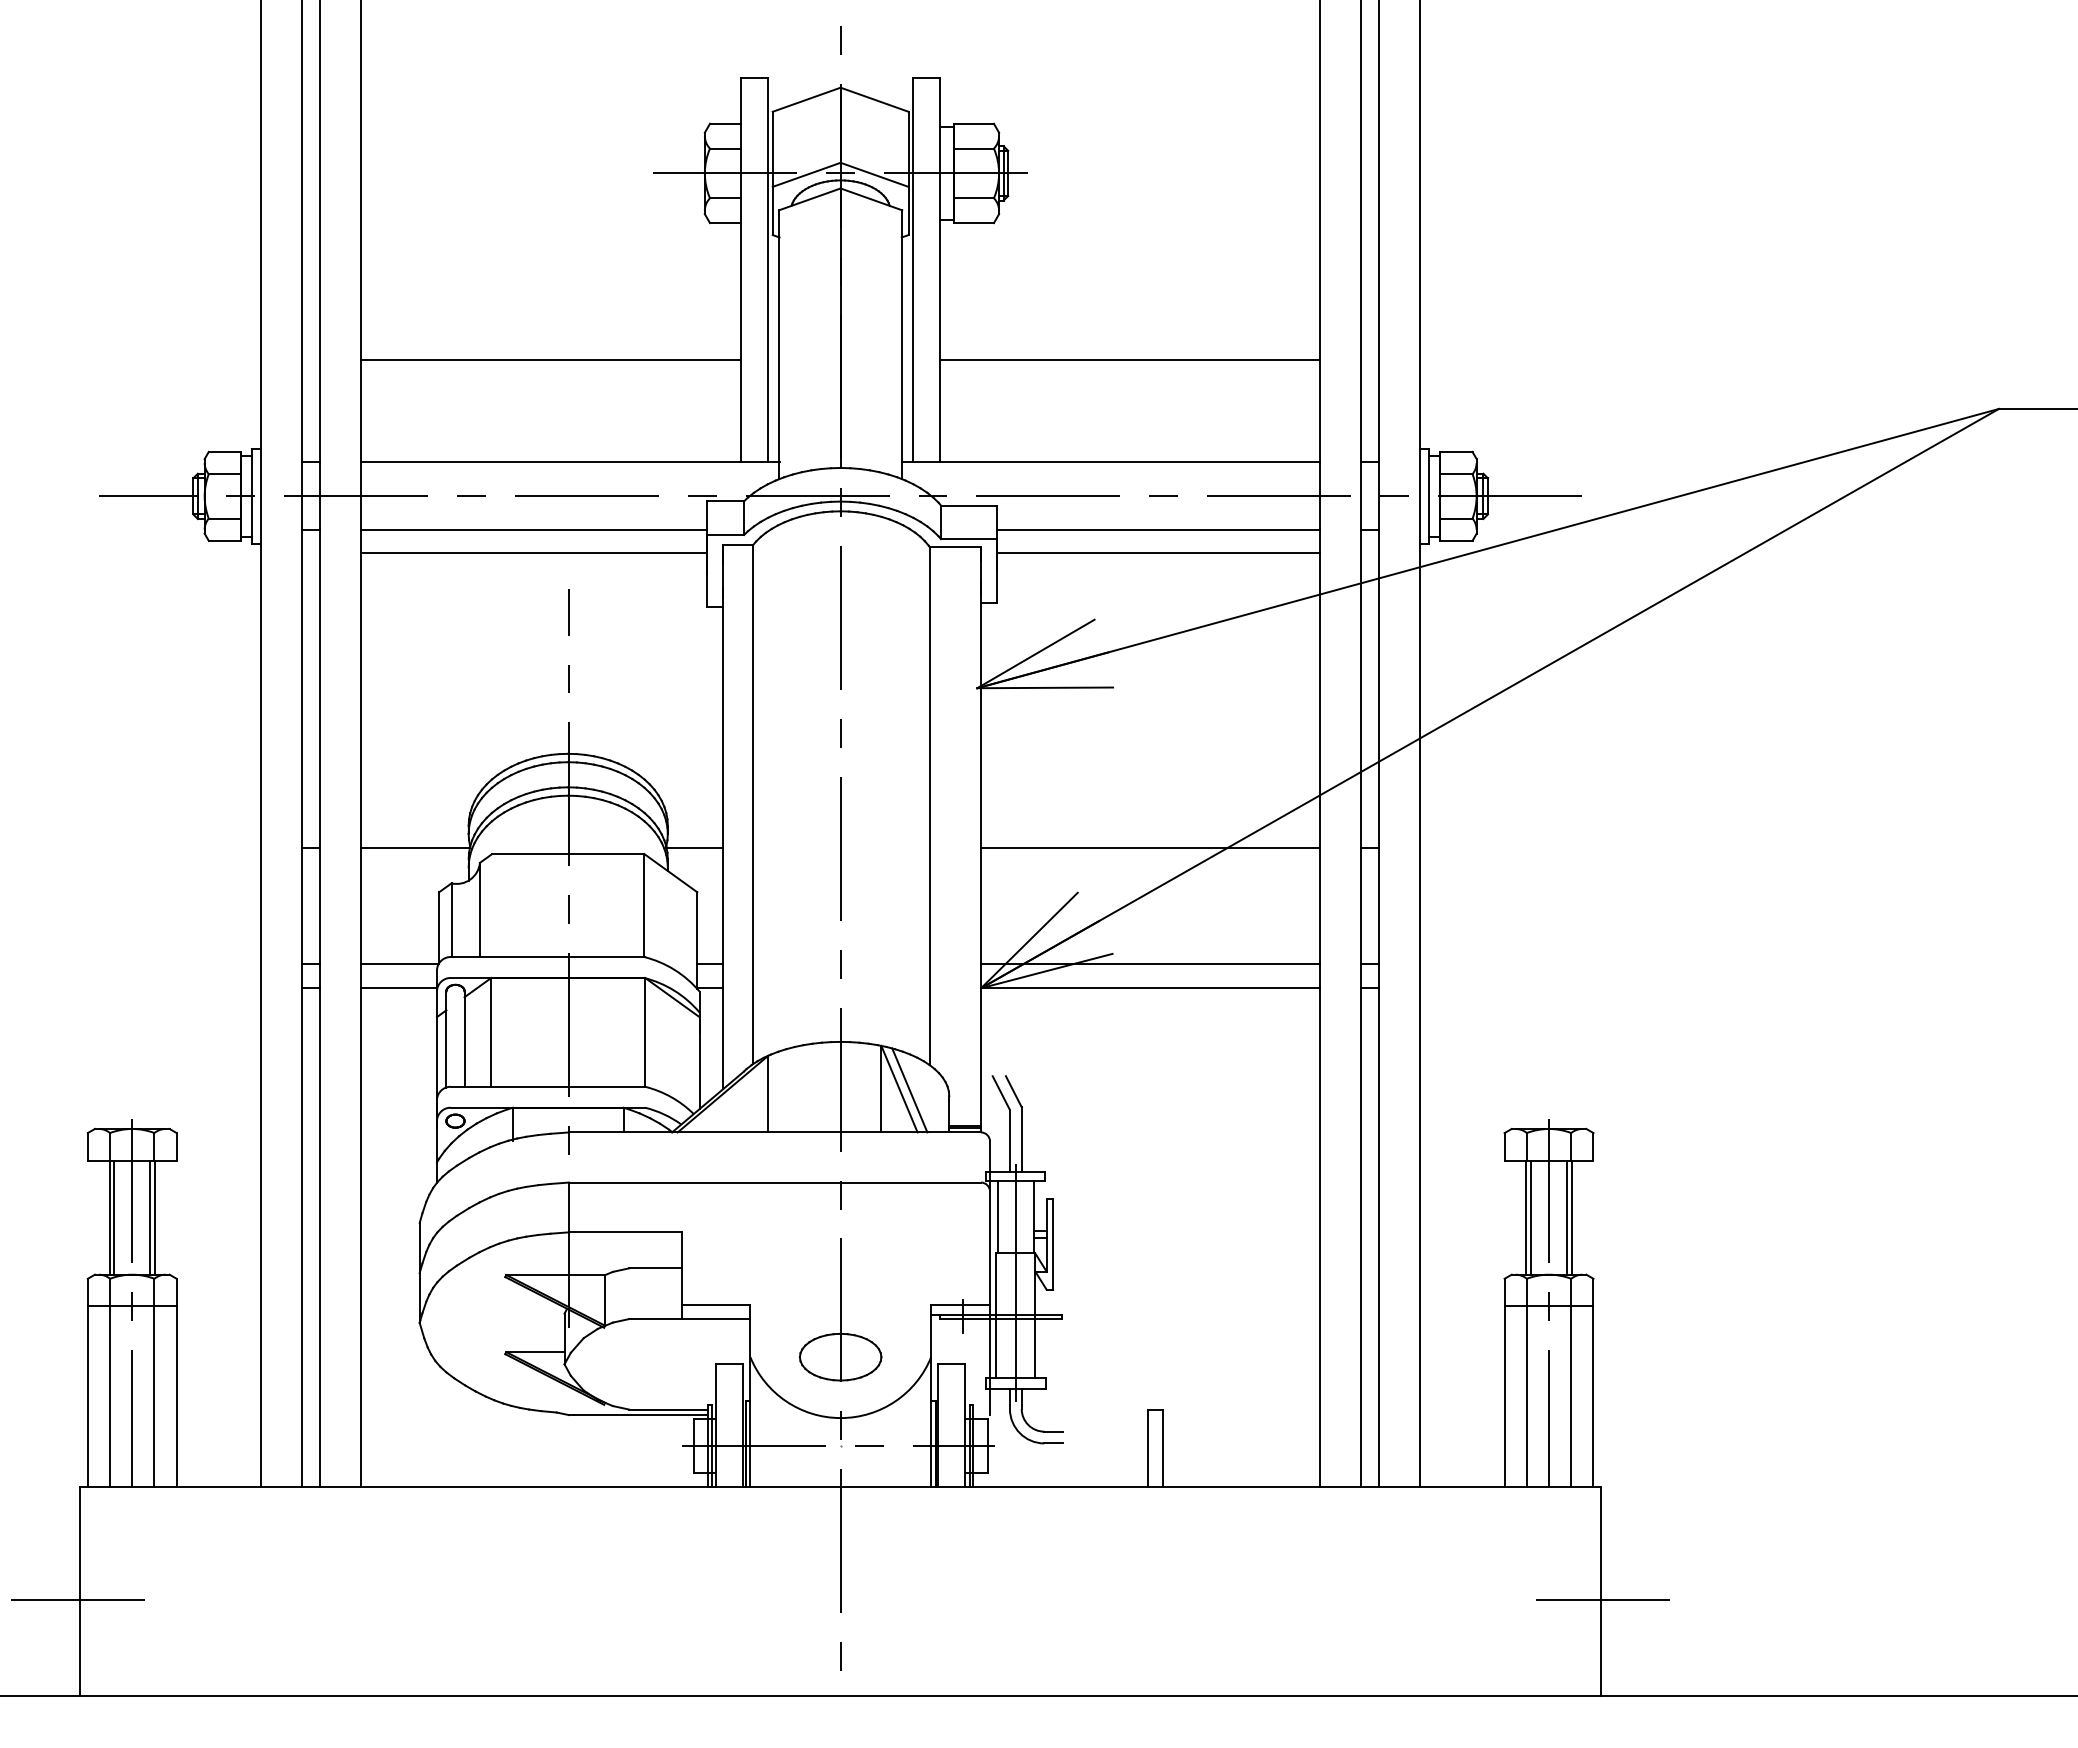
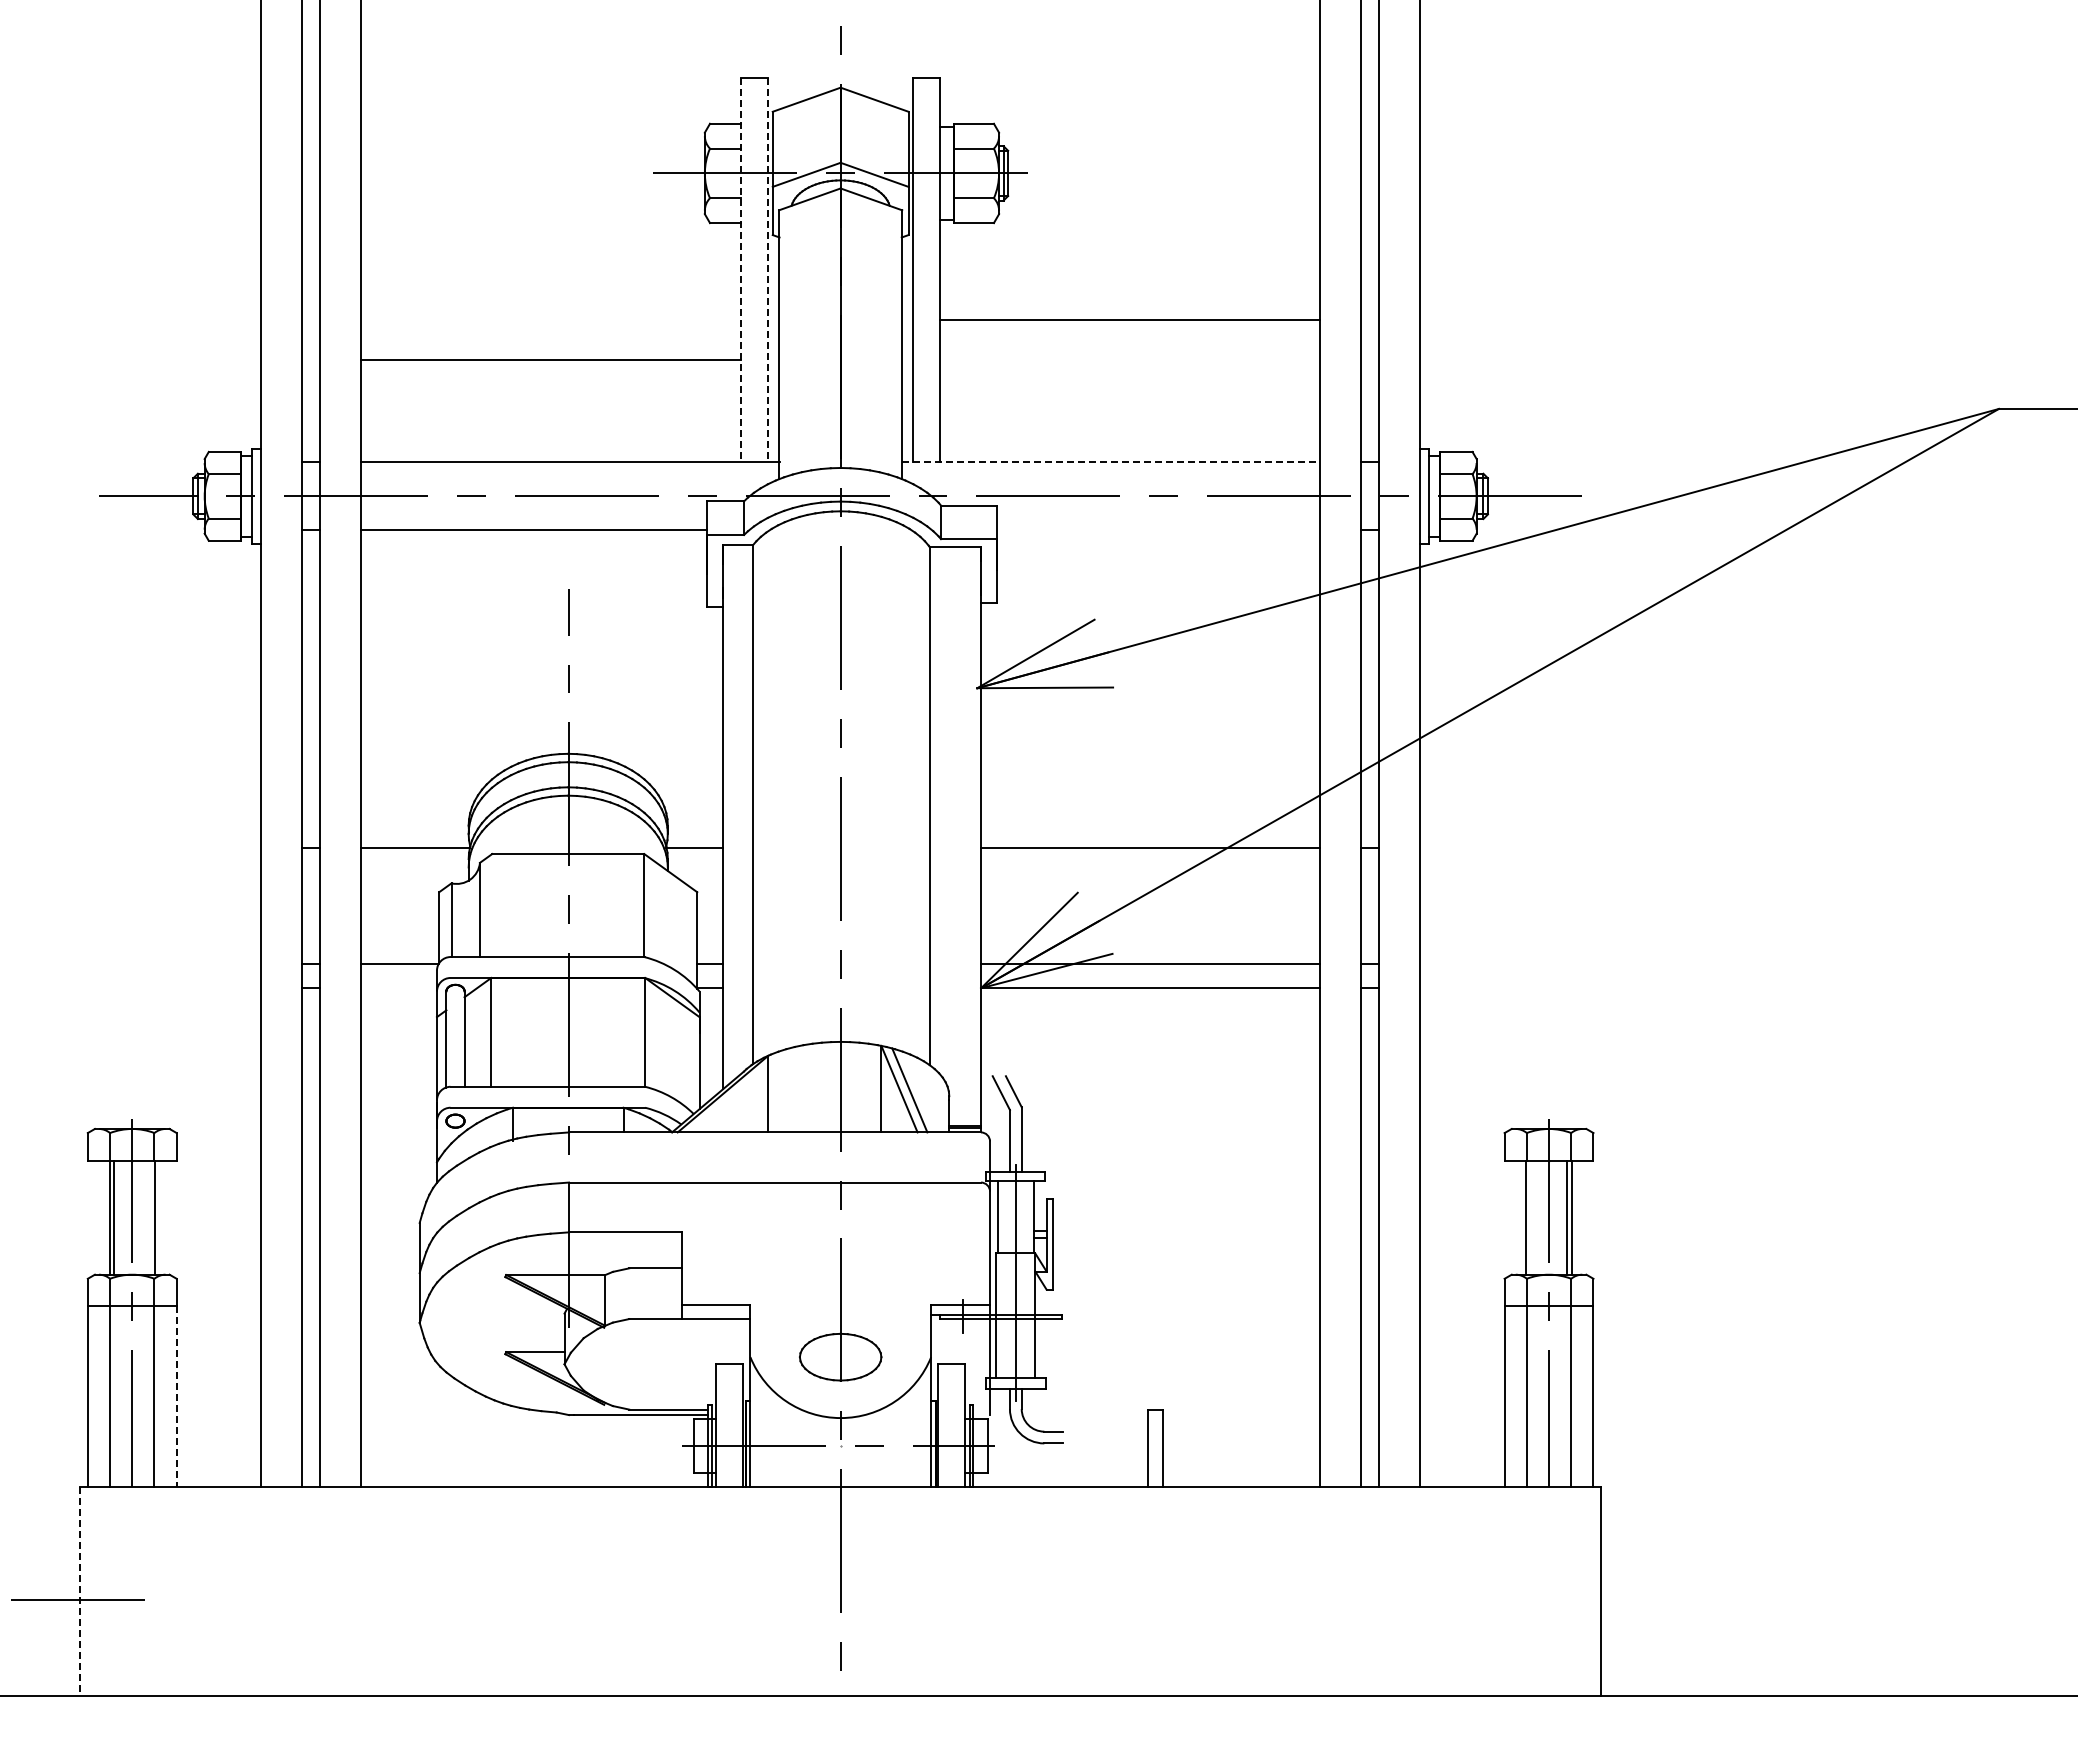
line: solid -> dashed (741, 270)
line: solid -> dashed (768, 270)
line position: (1130, 359) -> (1130, 319) (1130, 319)
line: solid -> dashed (1111, 462)
line: present -> none (1158, 530)
line: present -> none (533, 553)
line: present -> none (1158, 553)
line: present -> none (398, 988)
line: present -> none (150, 1217)
line: present -> none (1530, 1217)
line: solid -> dashed (176, 1396)
line: solid -> dashed (80, 1592)
line: present -> none (1602, 1599)
